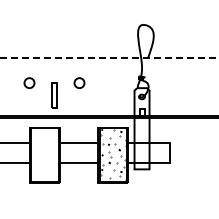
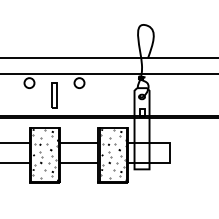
line: dashed -> solid (109, 58)
line: none -> present (108, 74)
hatch: none -> present (45, 155)
